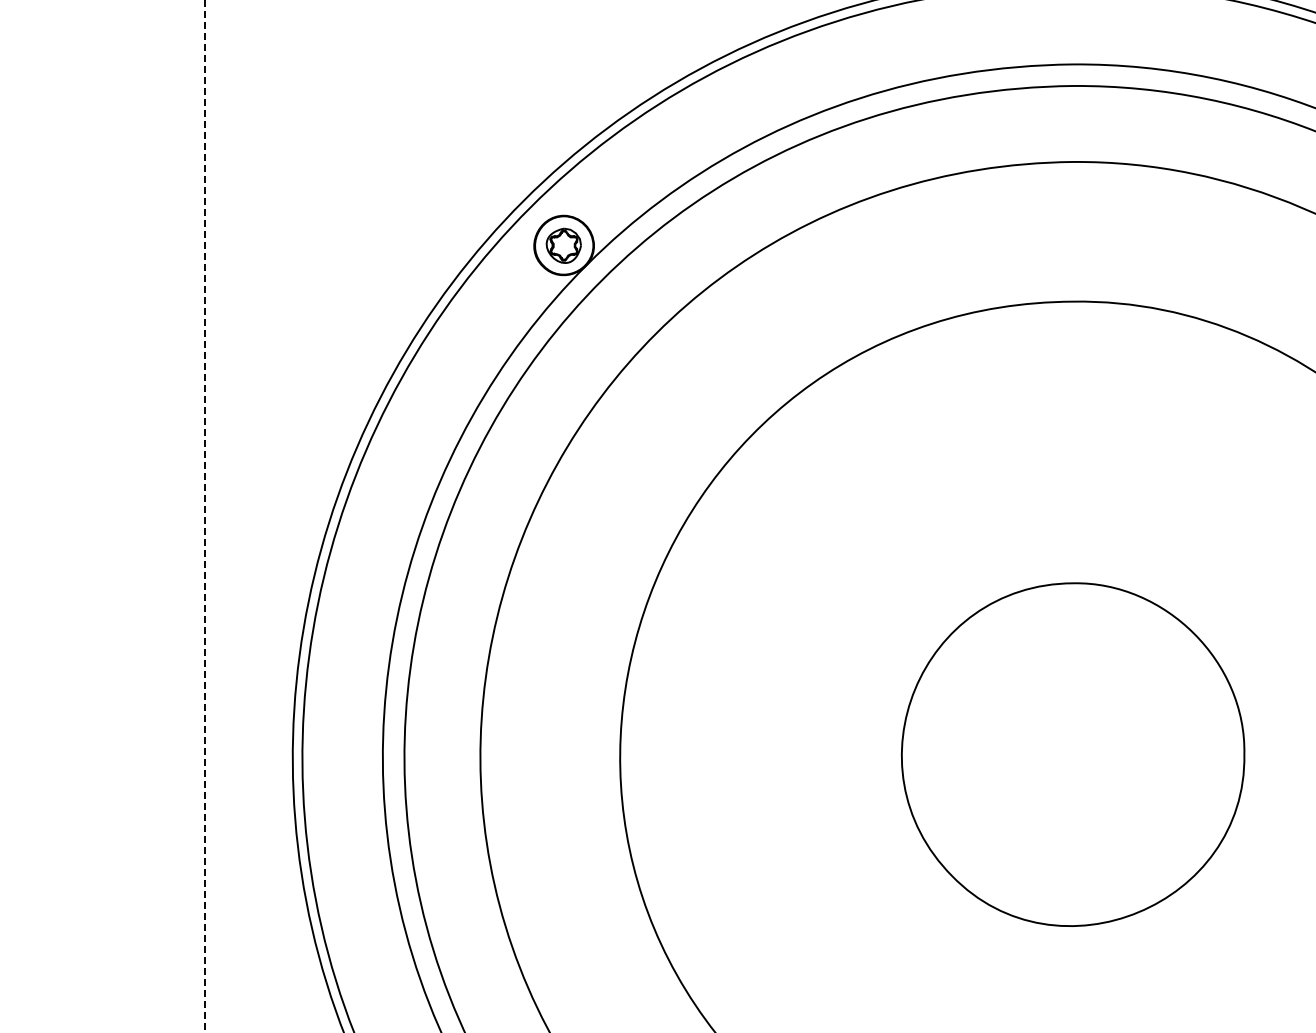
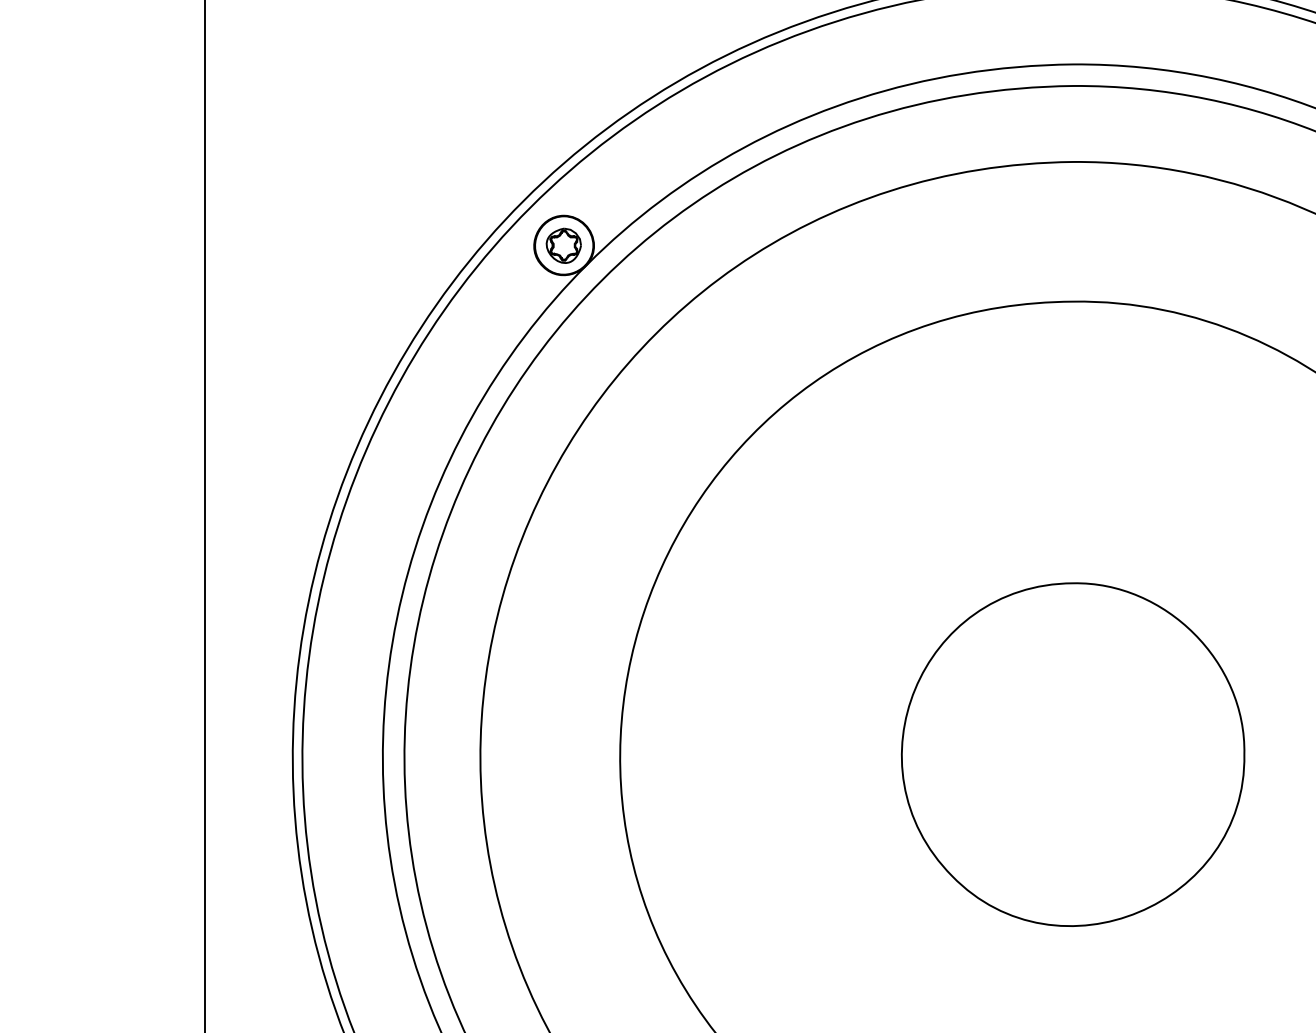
line: dashed -> solid (205, 516)
